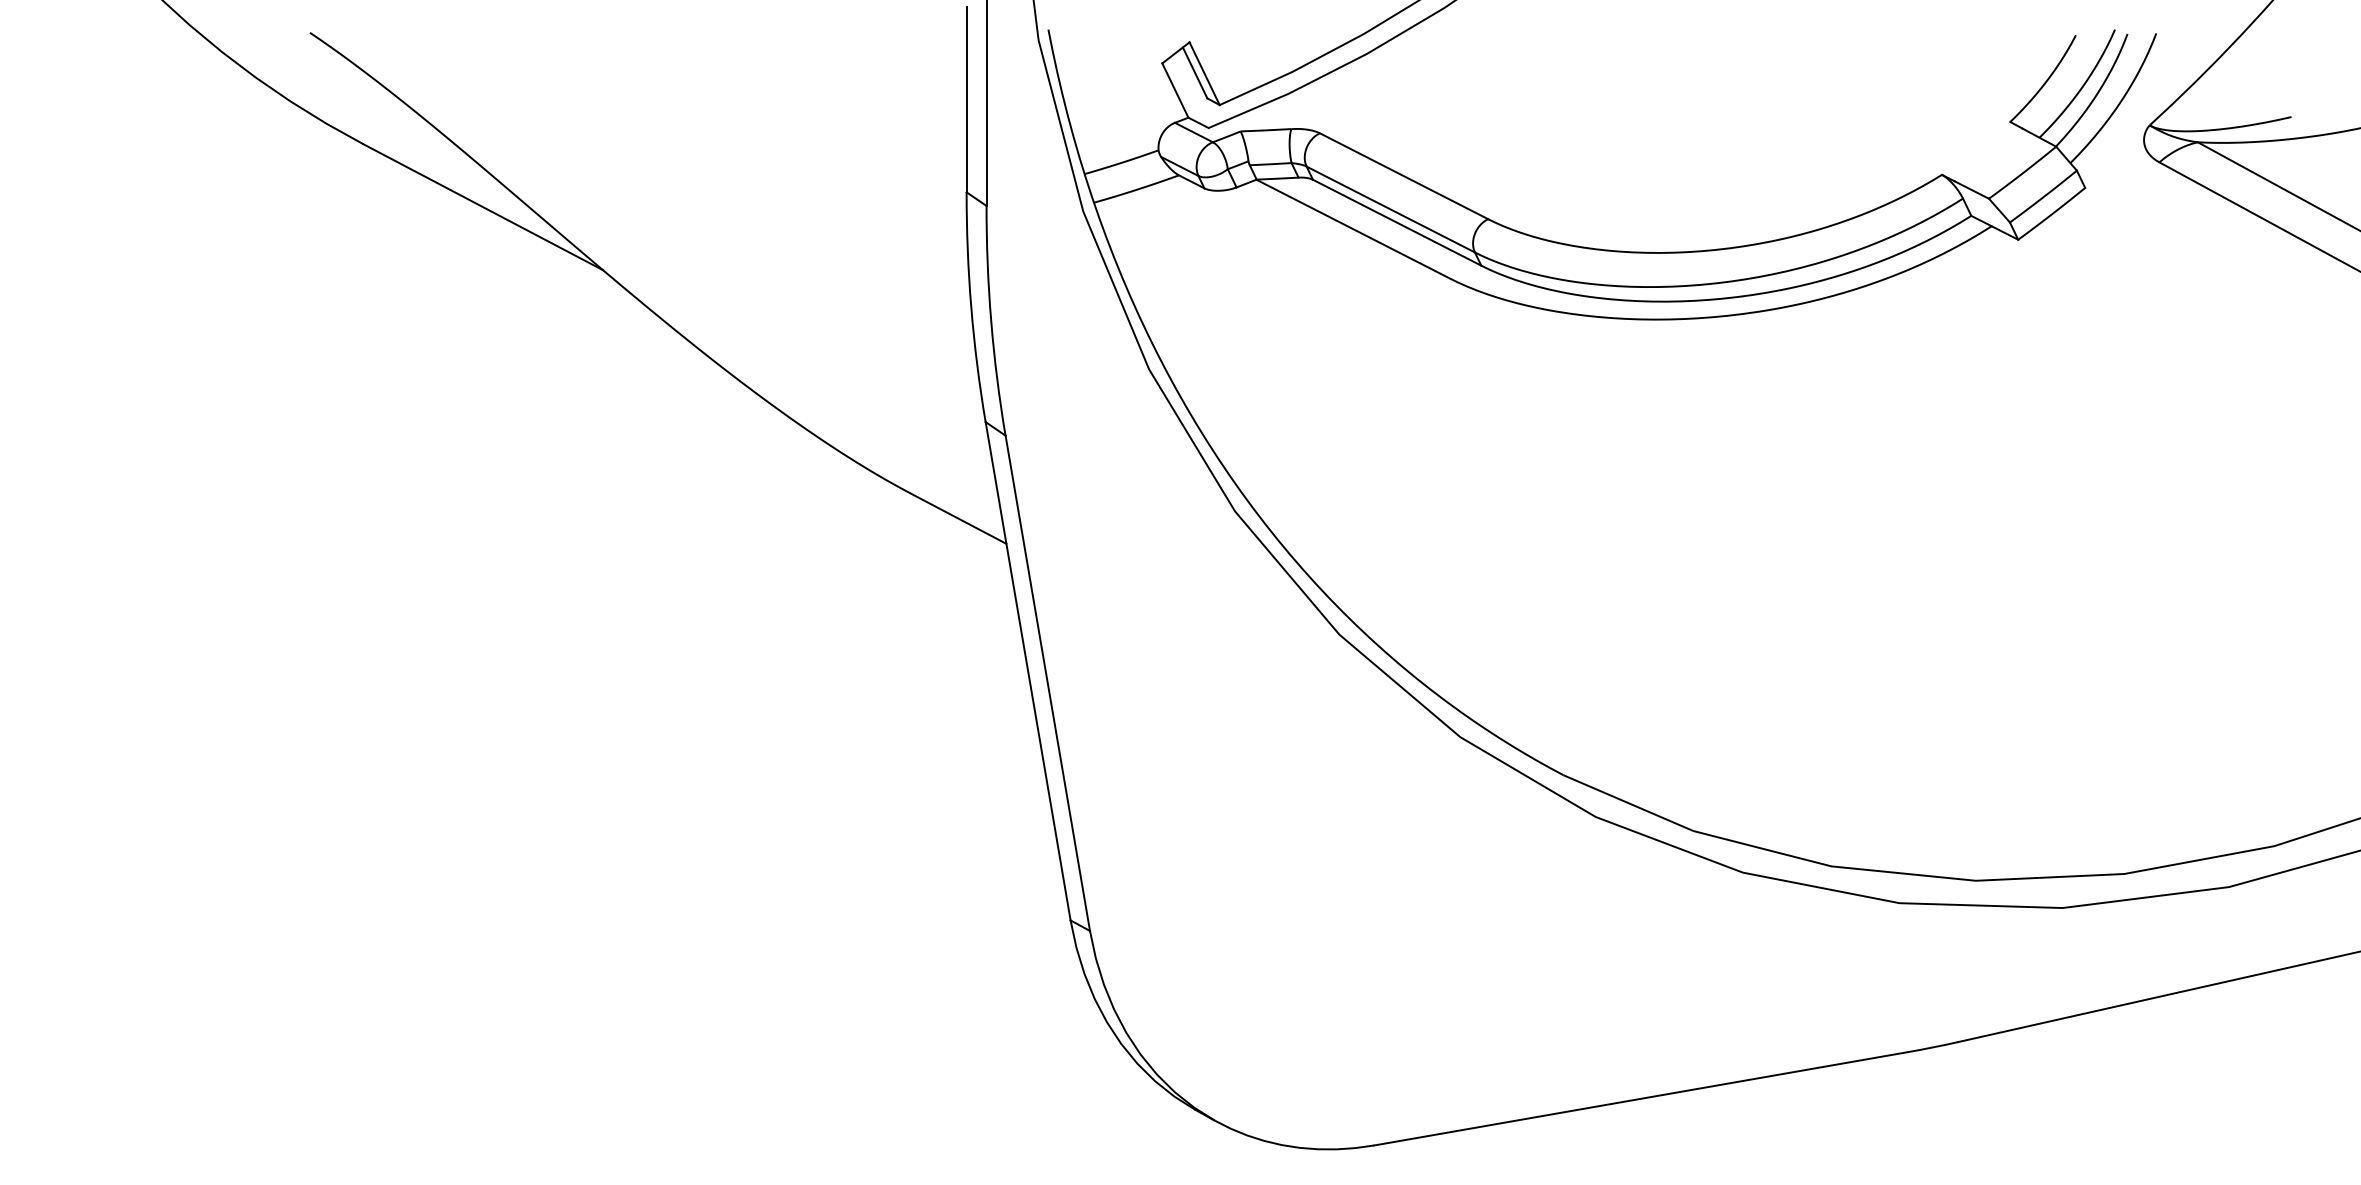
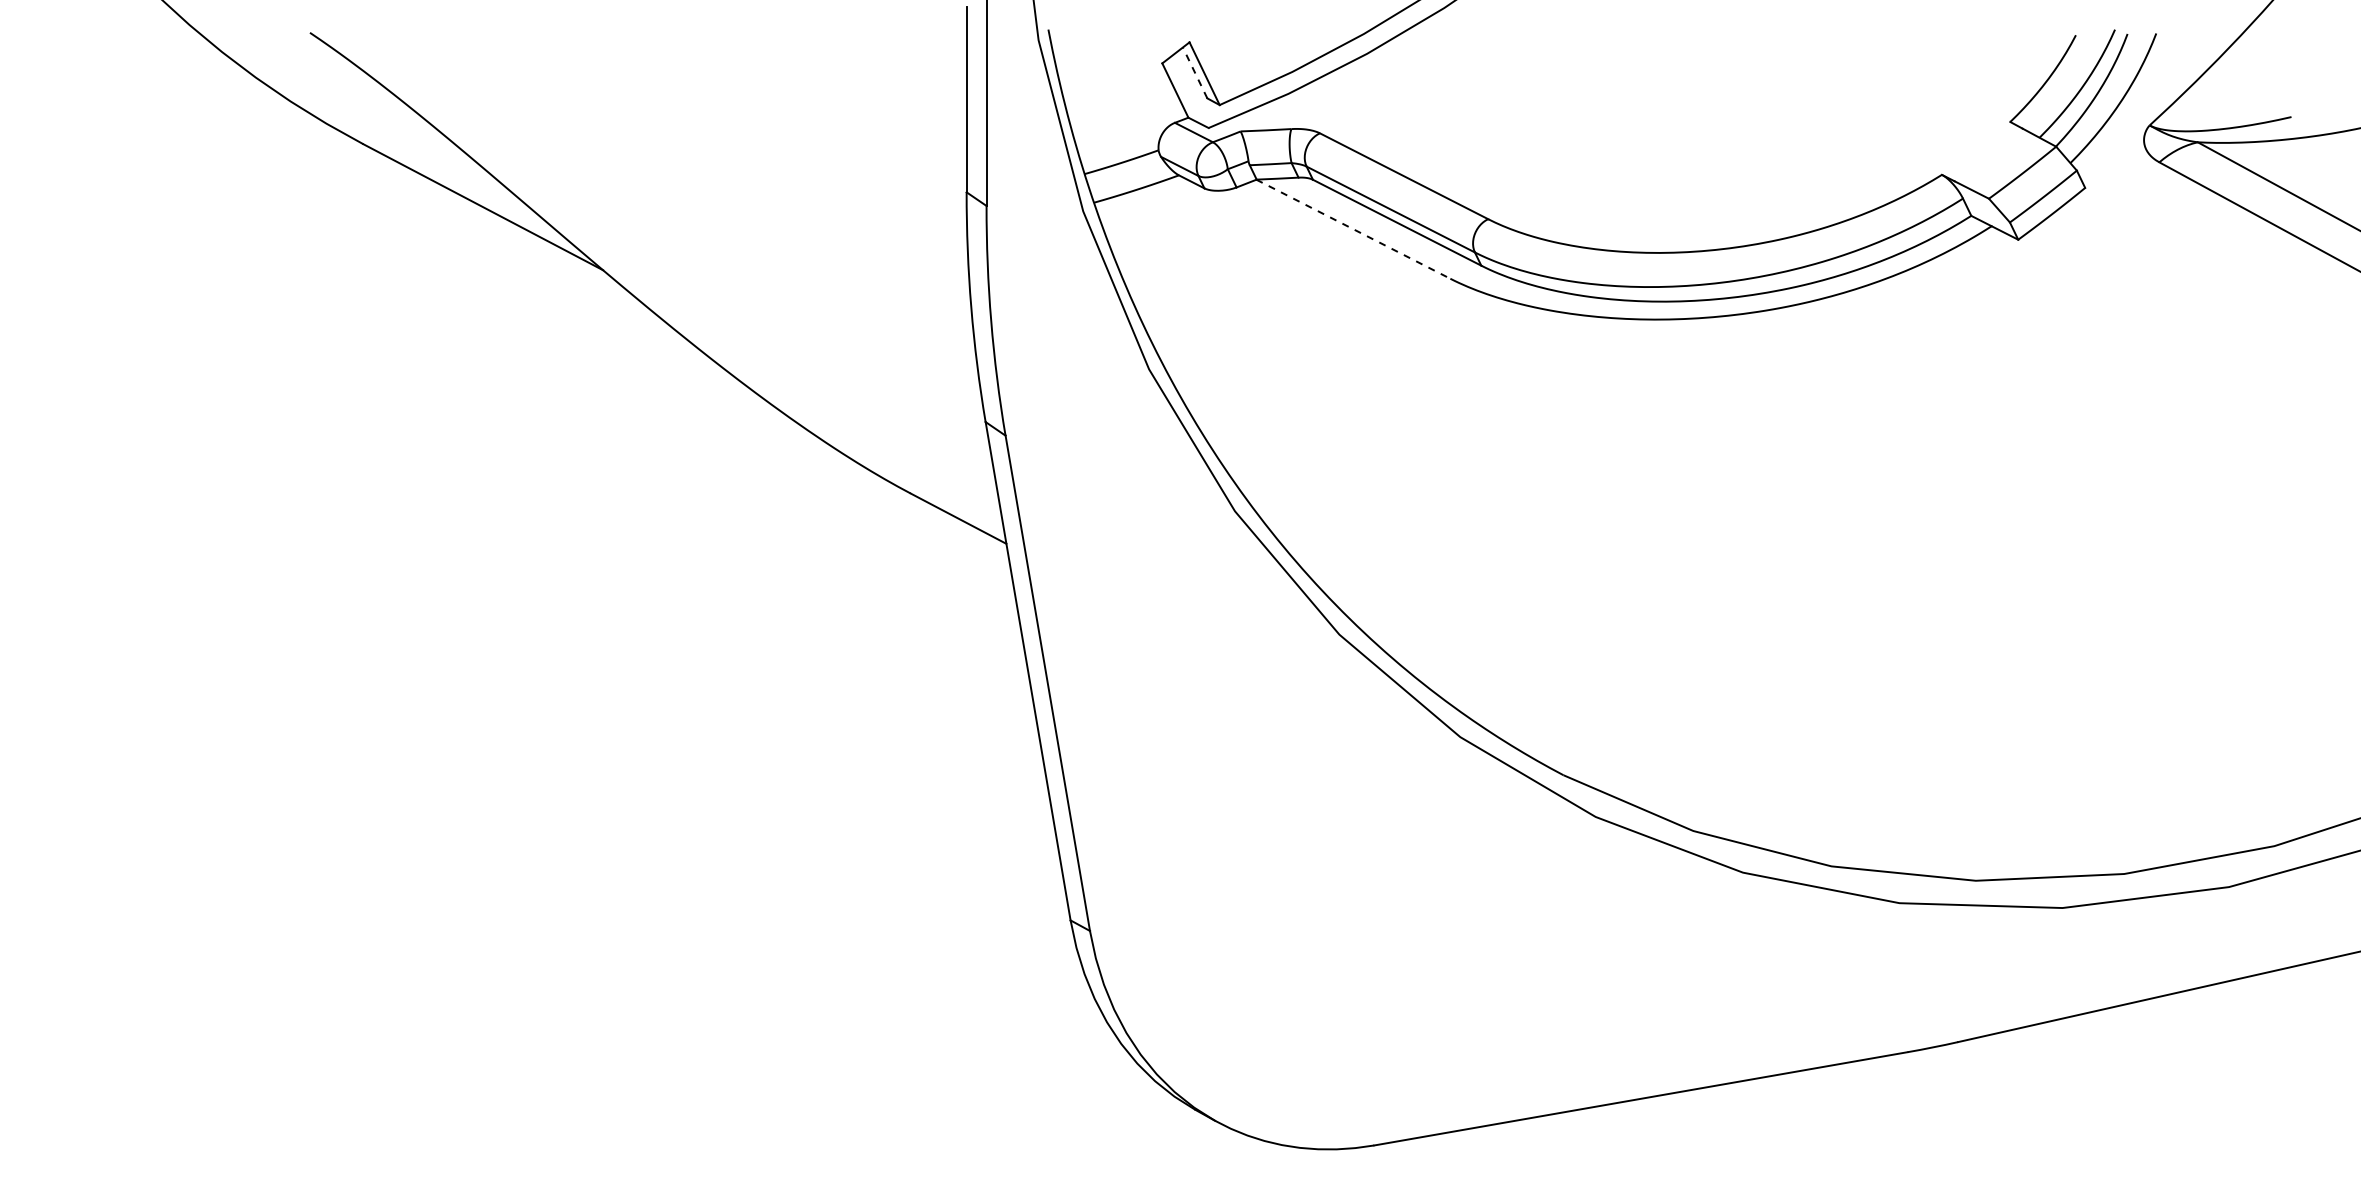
line: solid -> dashed (1194, 72)
line: solid -> dashed (1353, 229)
